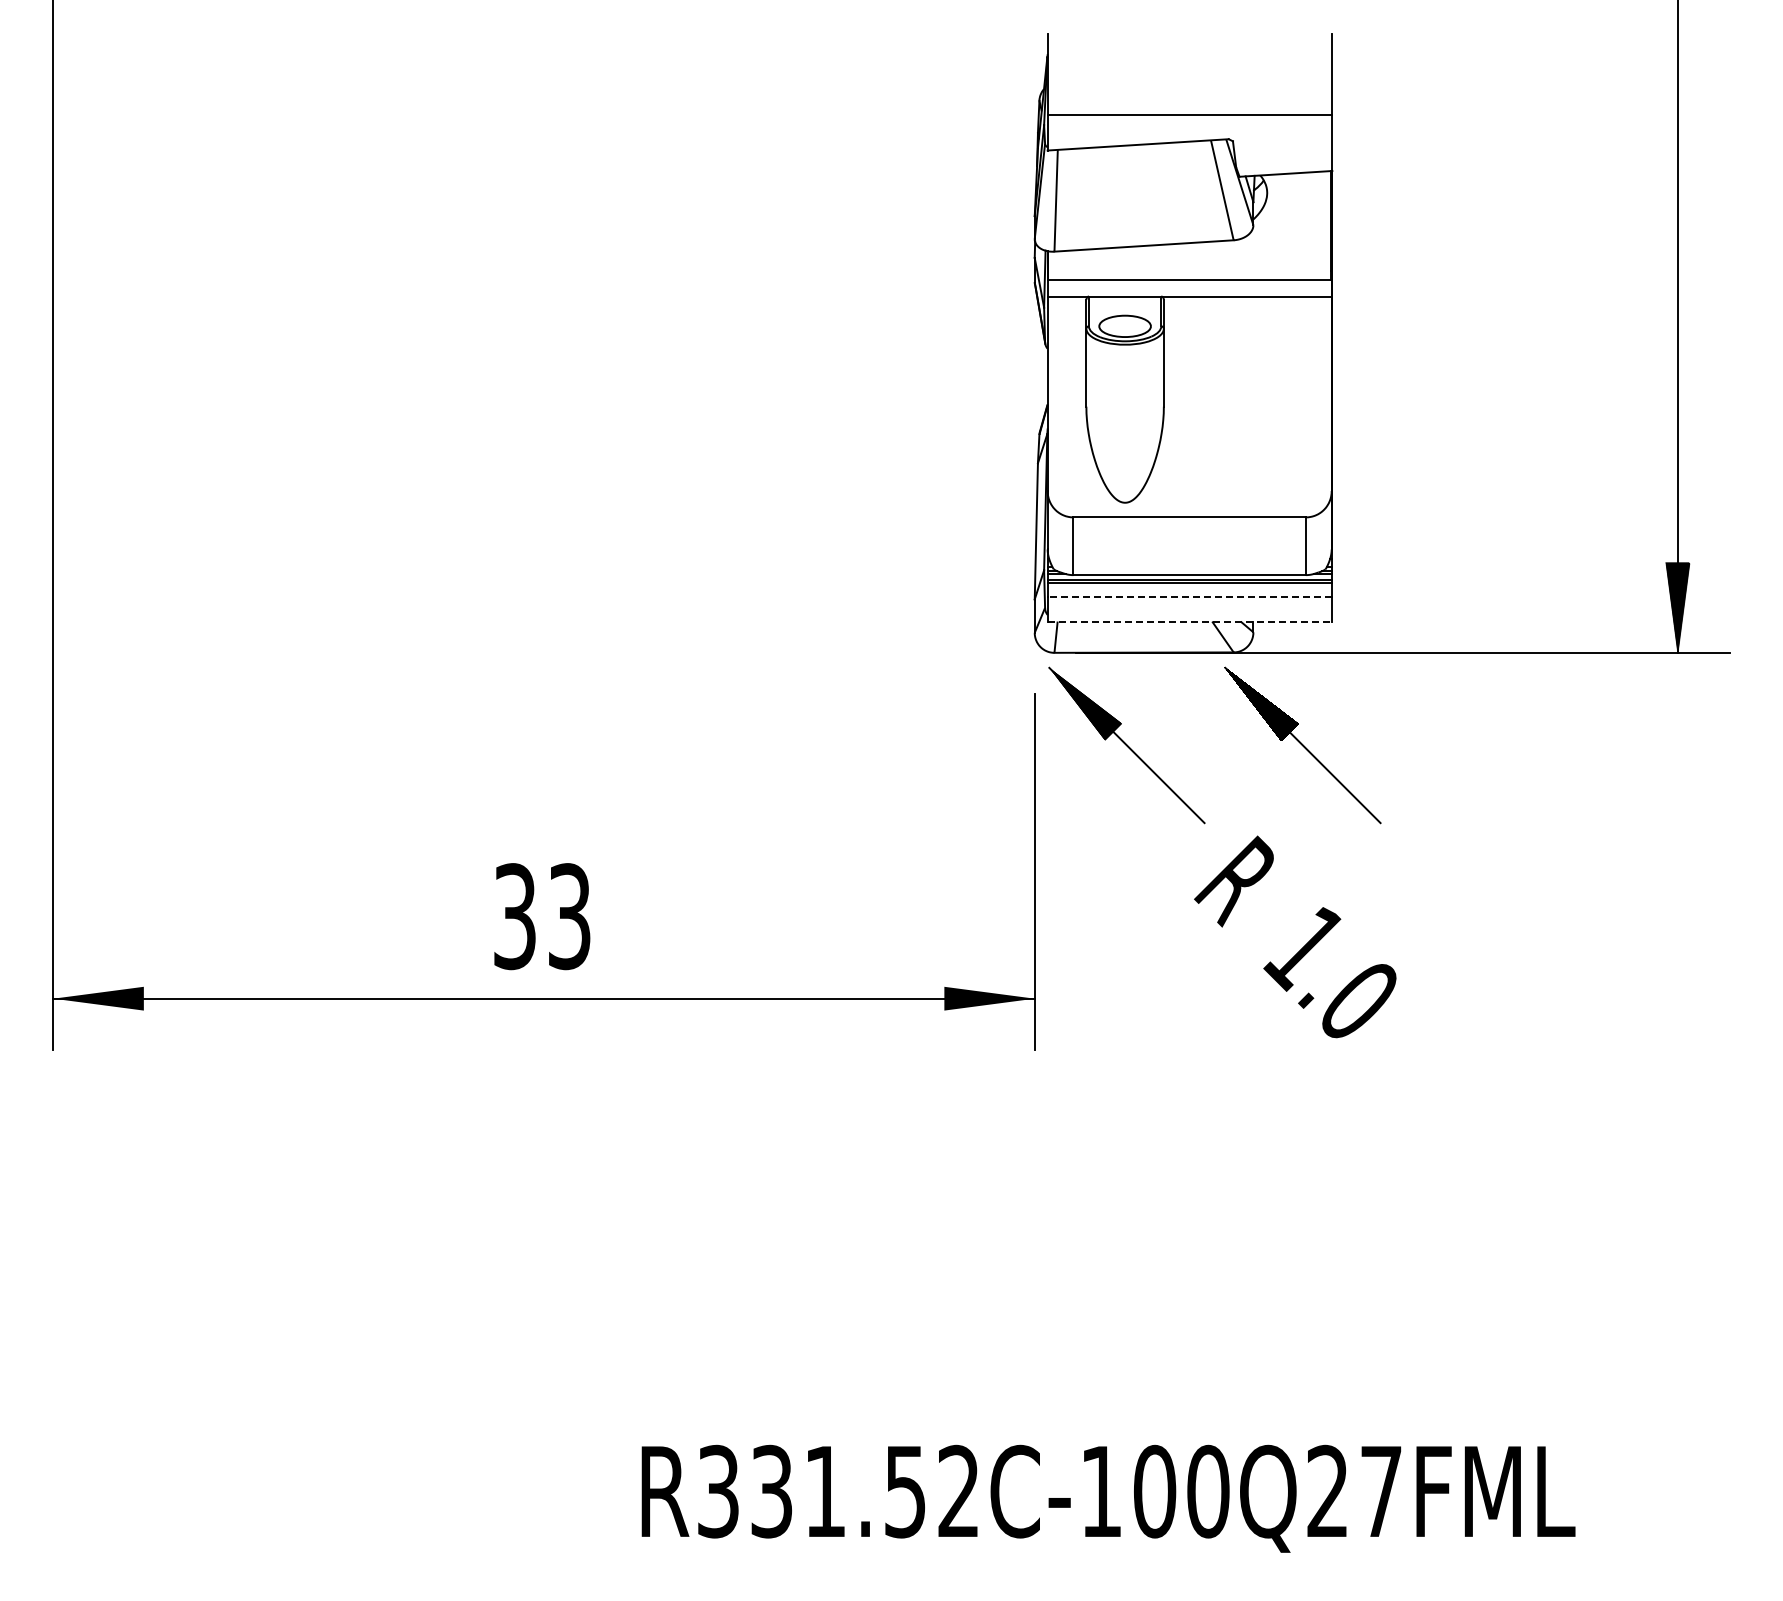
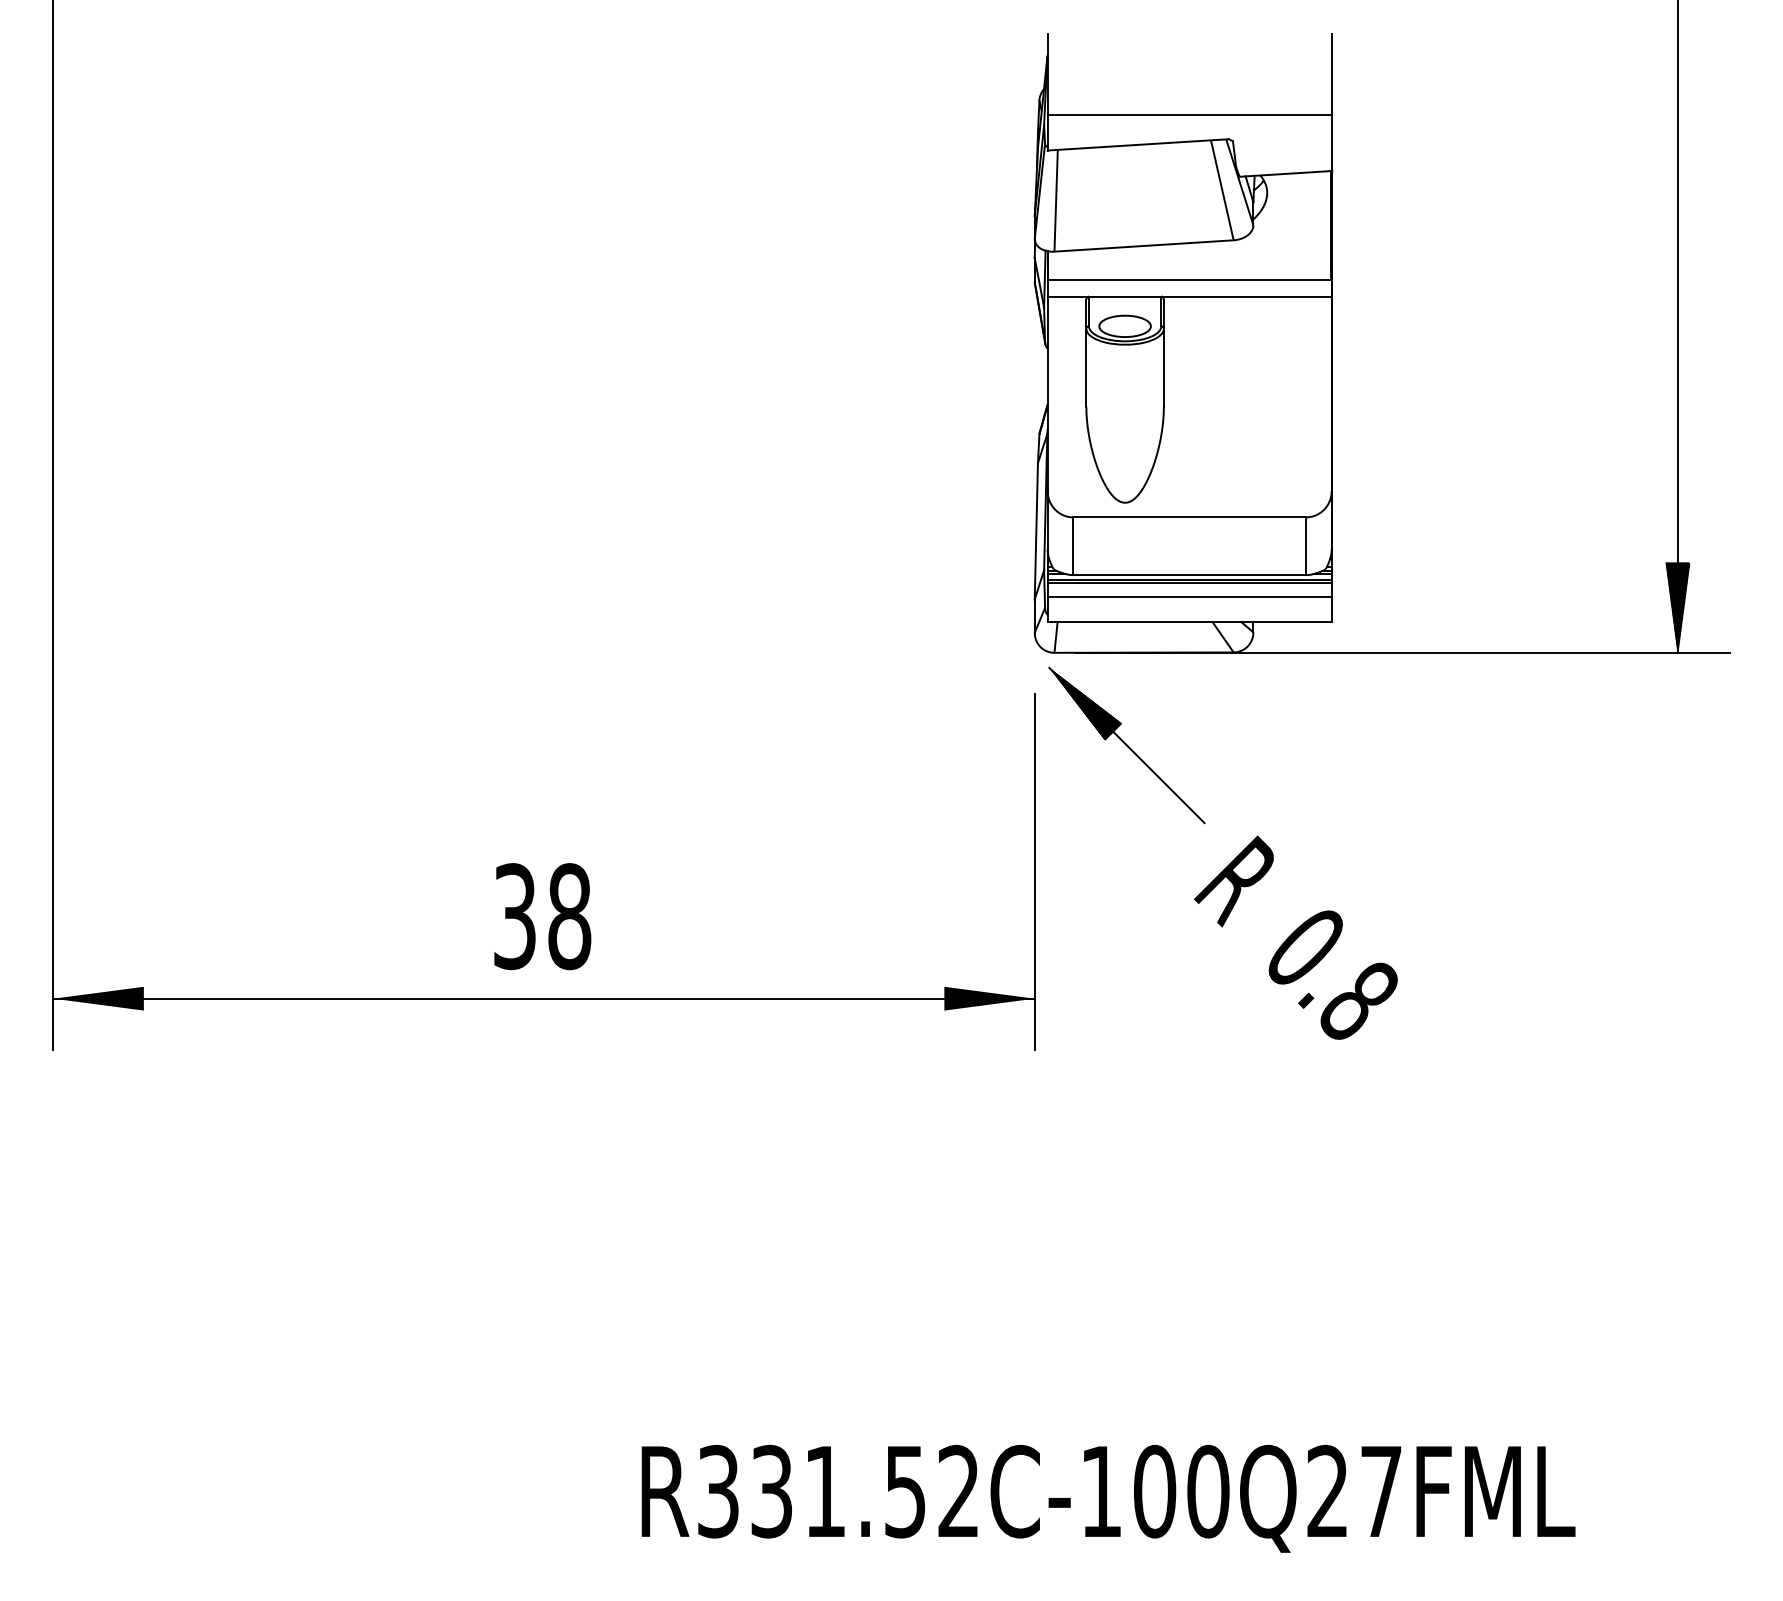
line: dashed -> solid (1189, 596)
line: dashed -> solid (1190, 621)
part: present -> none (1302, 745)
text: 33 -> 38 (569, 916)
text: 1.0 -> 0.8 (1330, 973)
